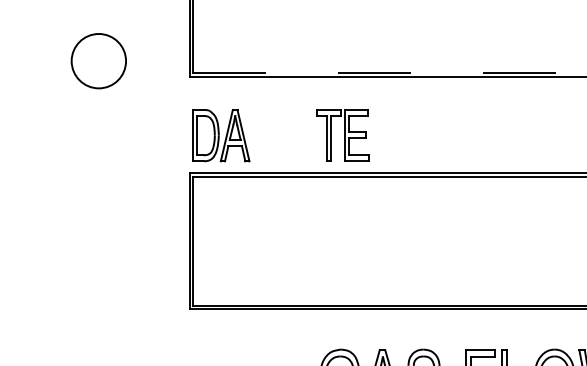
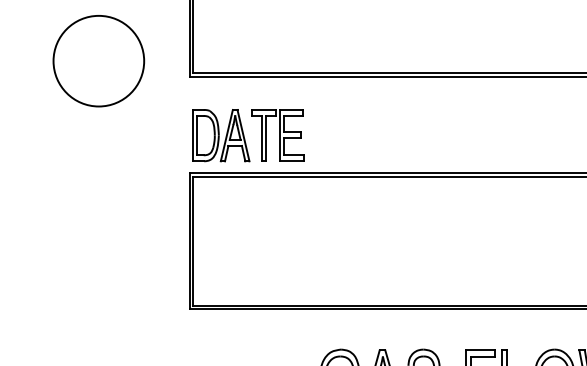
circle diameter: 54 px -> 91 px (98, 60)
line: dashed -> solid (390, 72)
part position: (342, 135) -> (277, 135) (277, 135)
